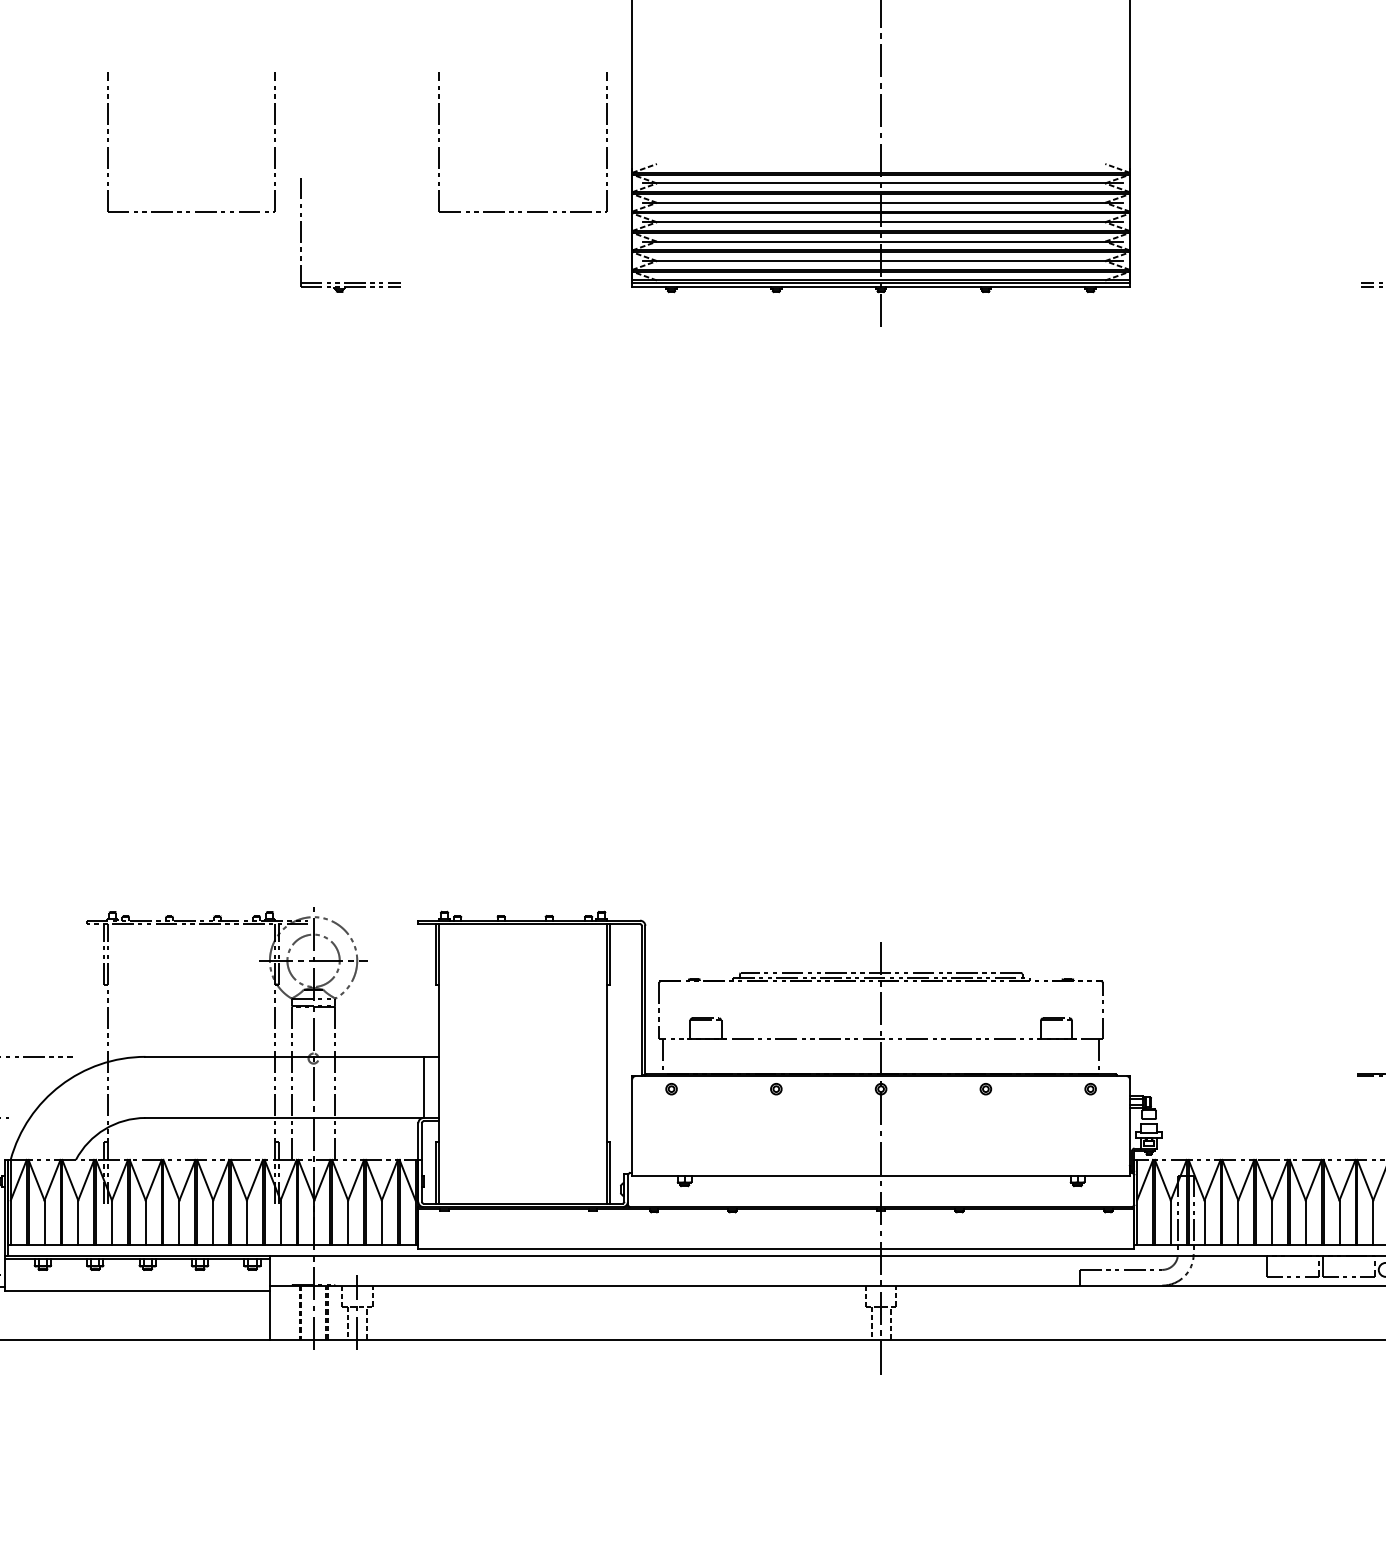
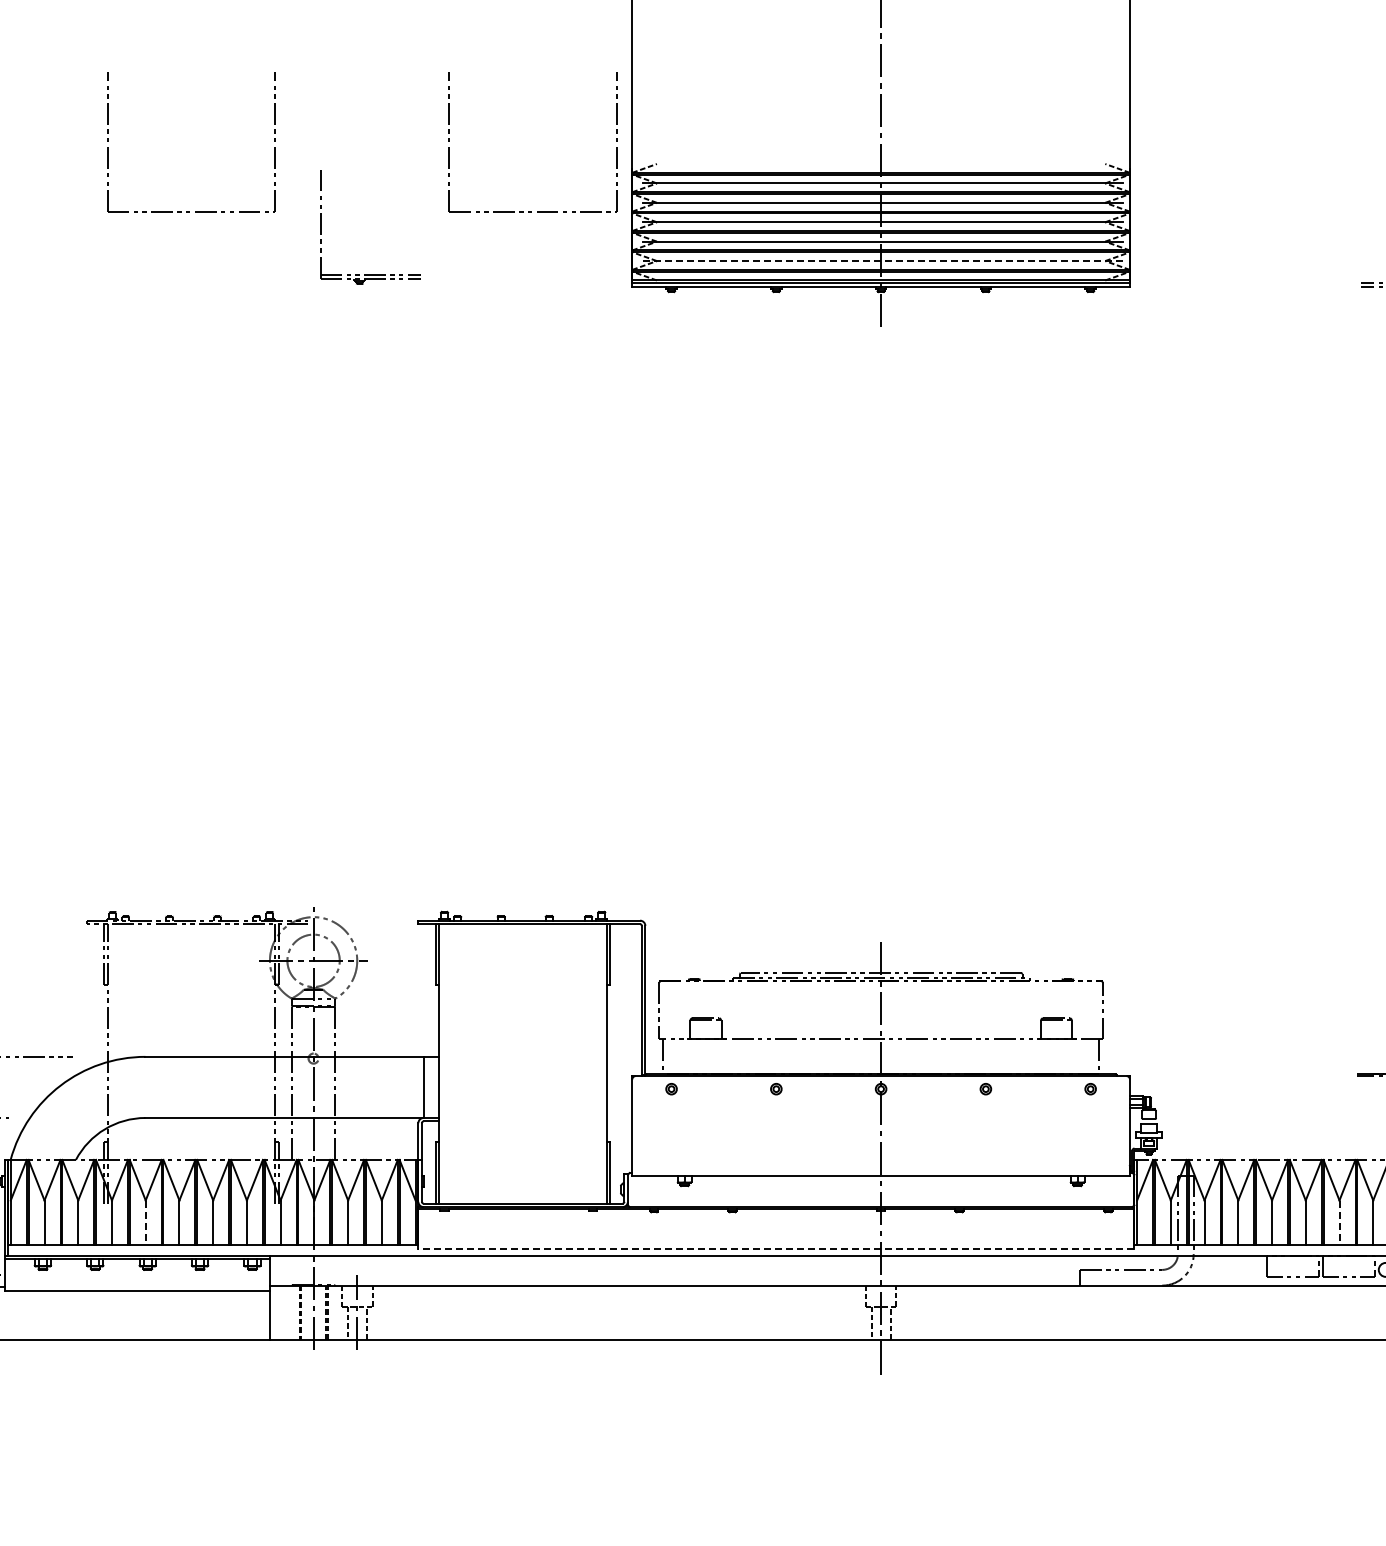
part position: (521, 211) -> (531, 211) (531, 211)
line: solid -> dashed (882, 261)
part position: (350, 282) -> (370, 274) (370, 274)
line: solid -> dashed (145, 1223)
line: solid -> dashed (1339, 1223)
line: solid -> dashed (776, 1248)
